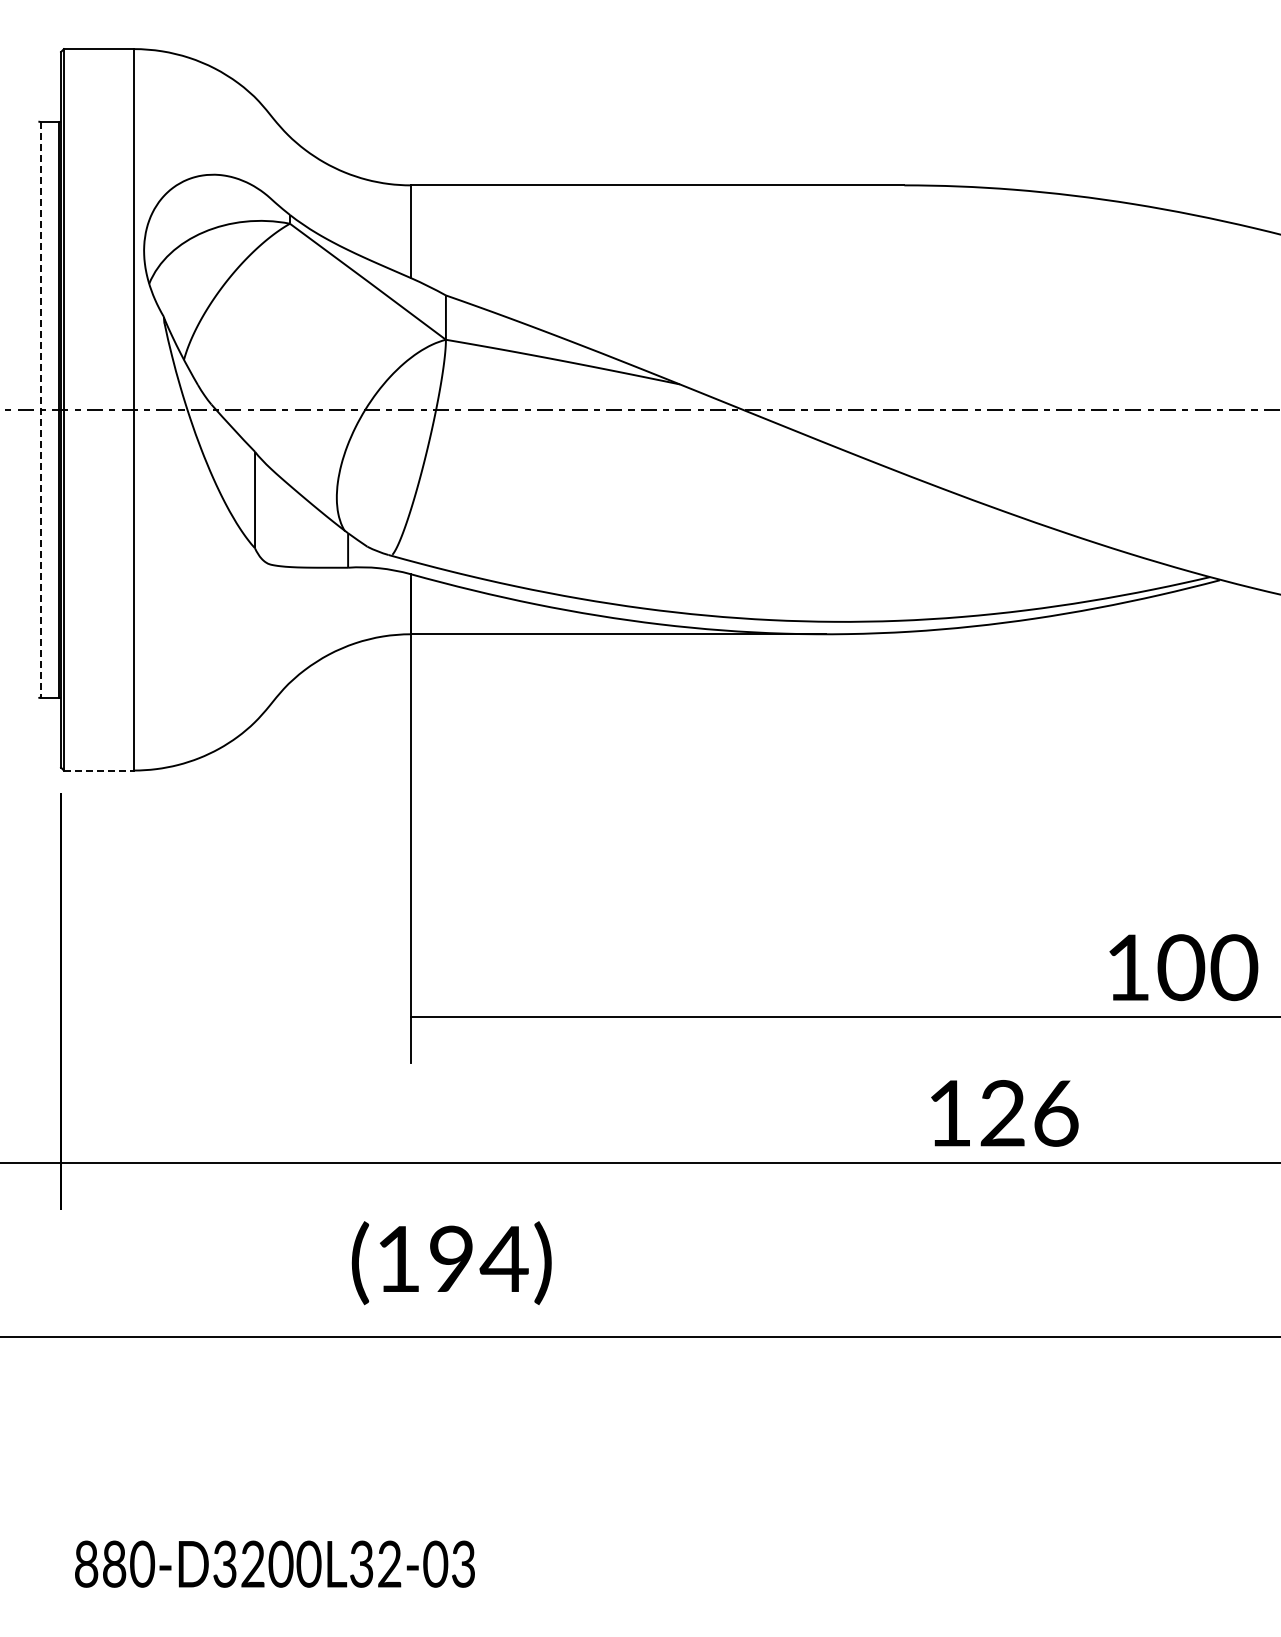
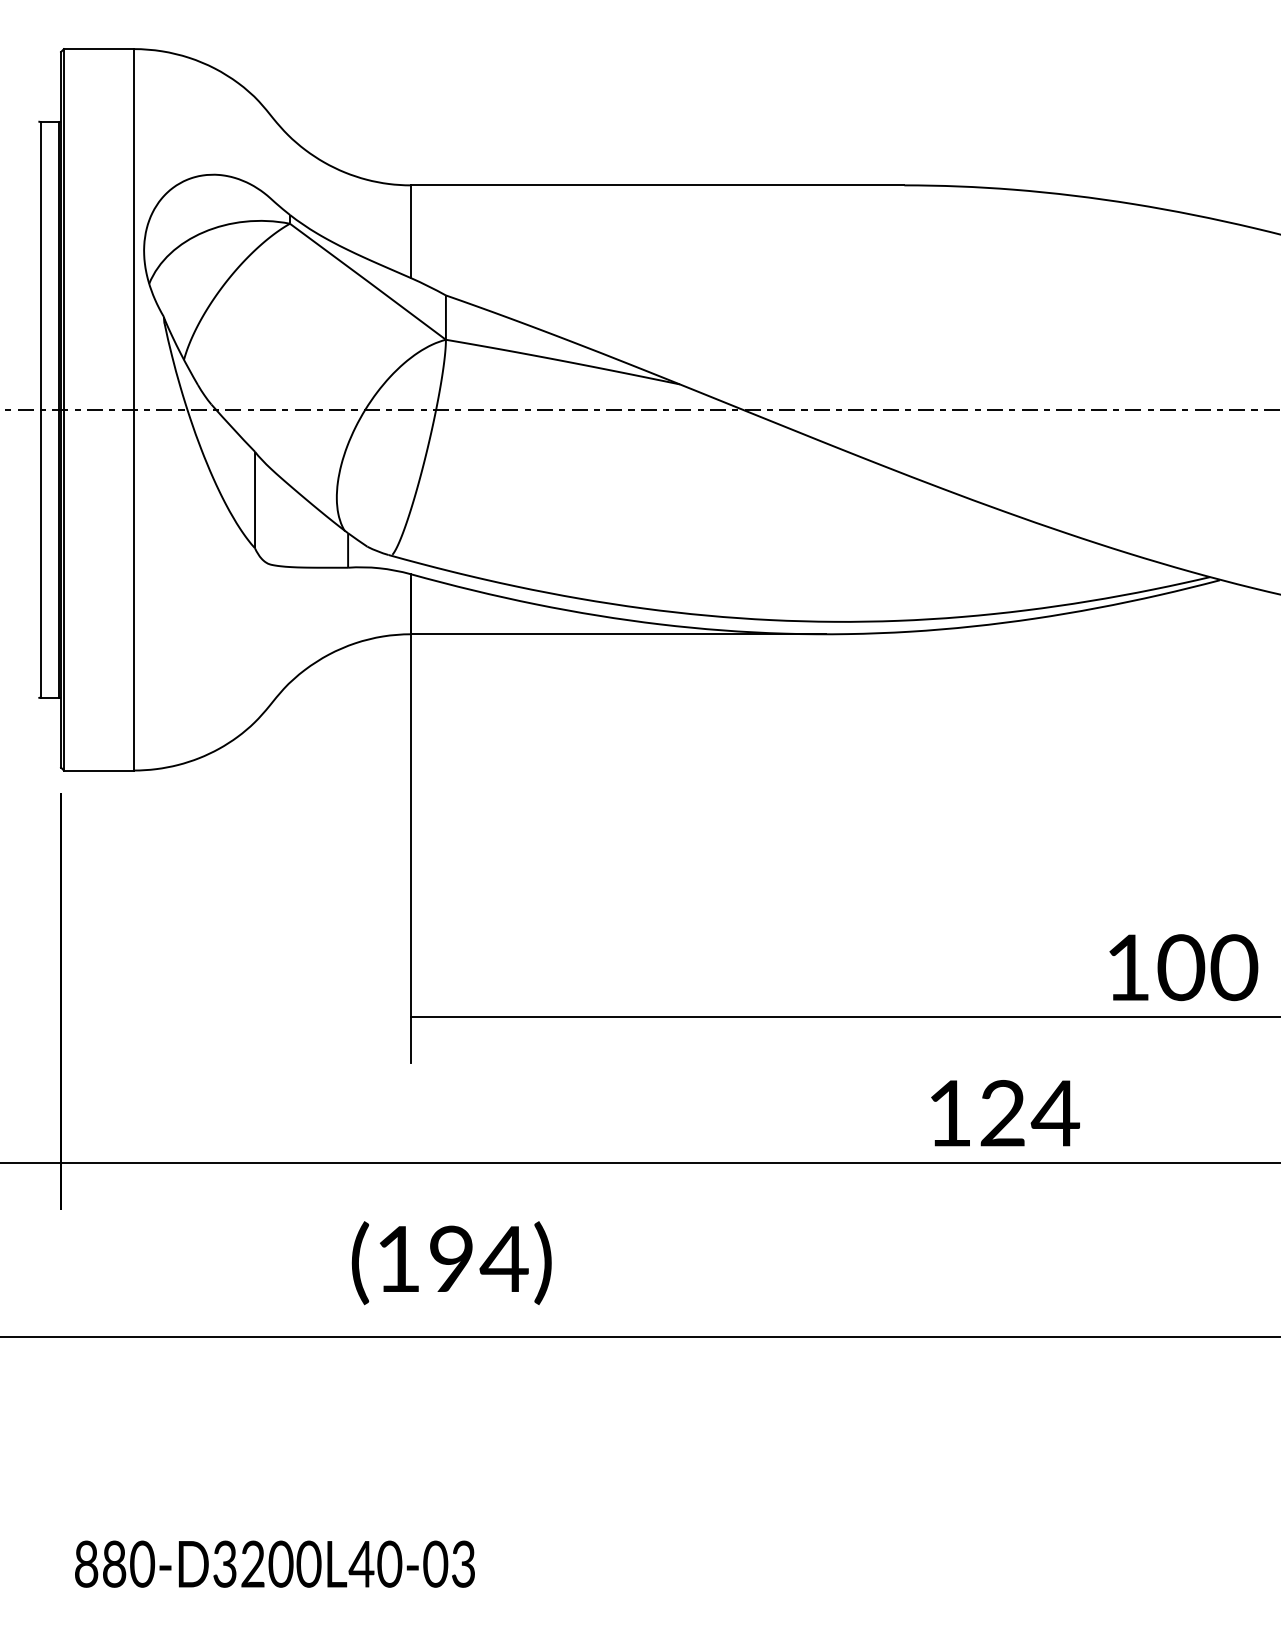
line: dashed -> solid (40, 409)
line: dashed -> solid (98, 770)
text: 126 -> 124 (1054, 1113)
text: 880-D3200L32-03 -> 880-D3200L40-03 (375, 1563)
